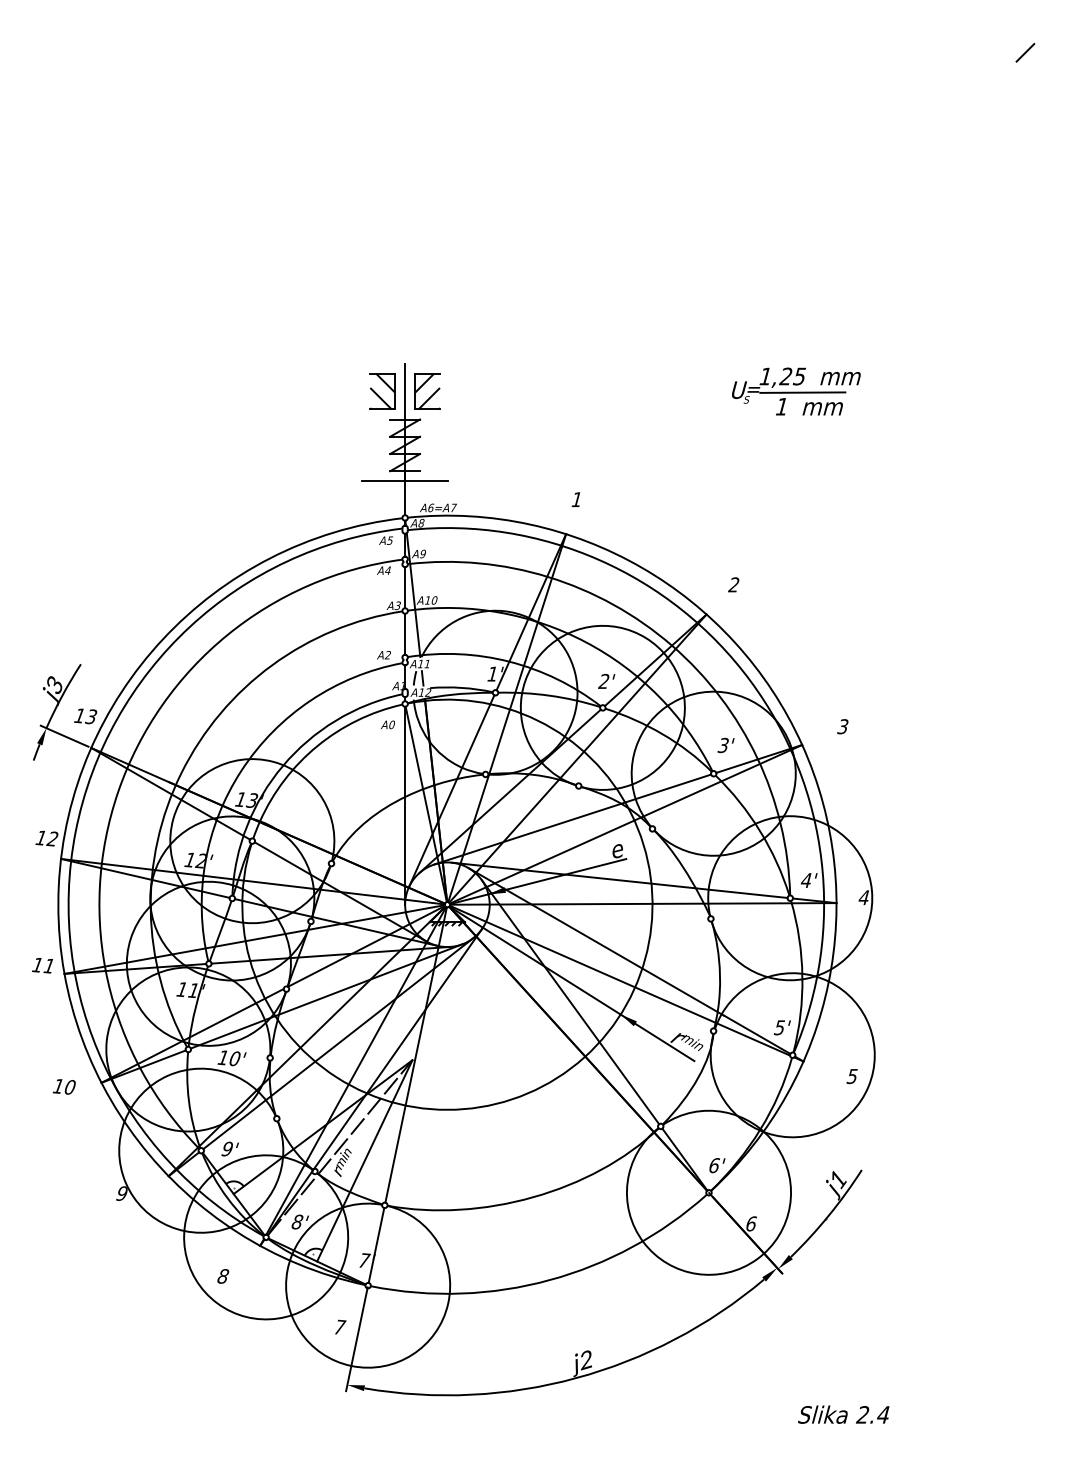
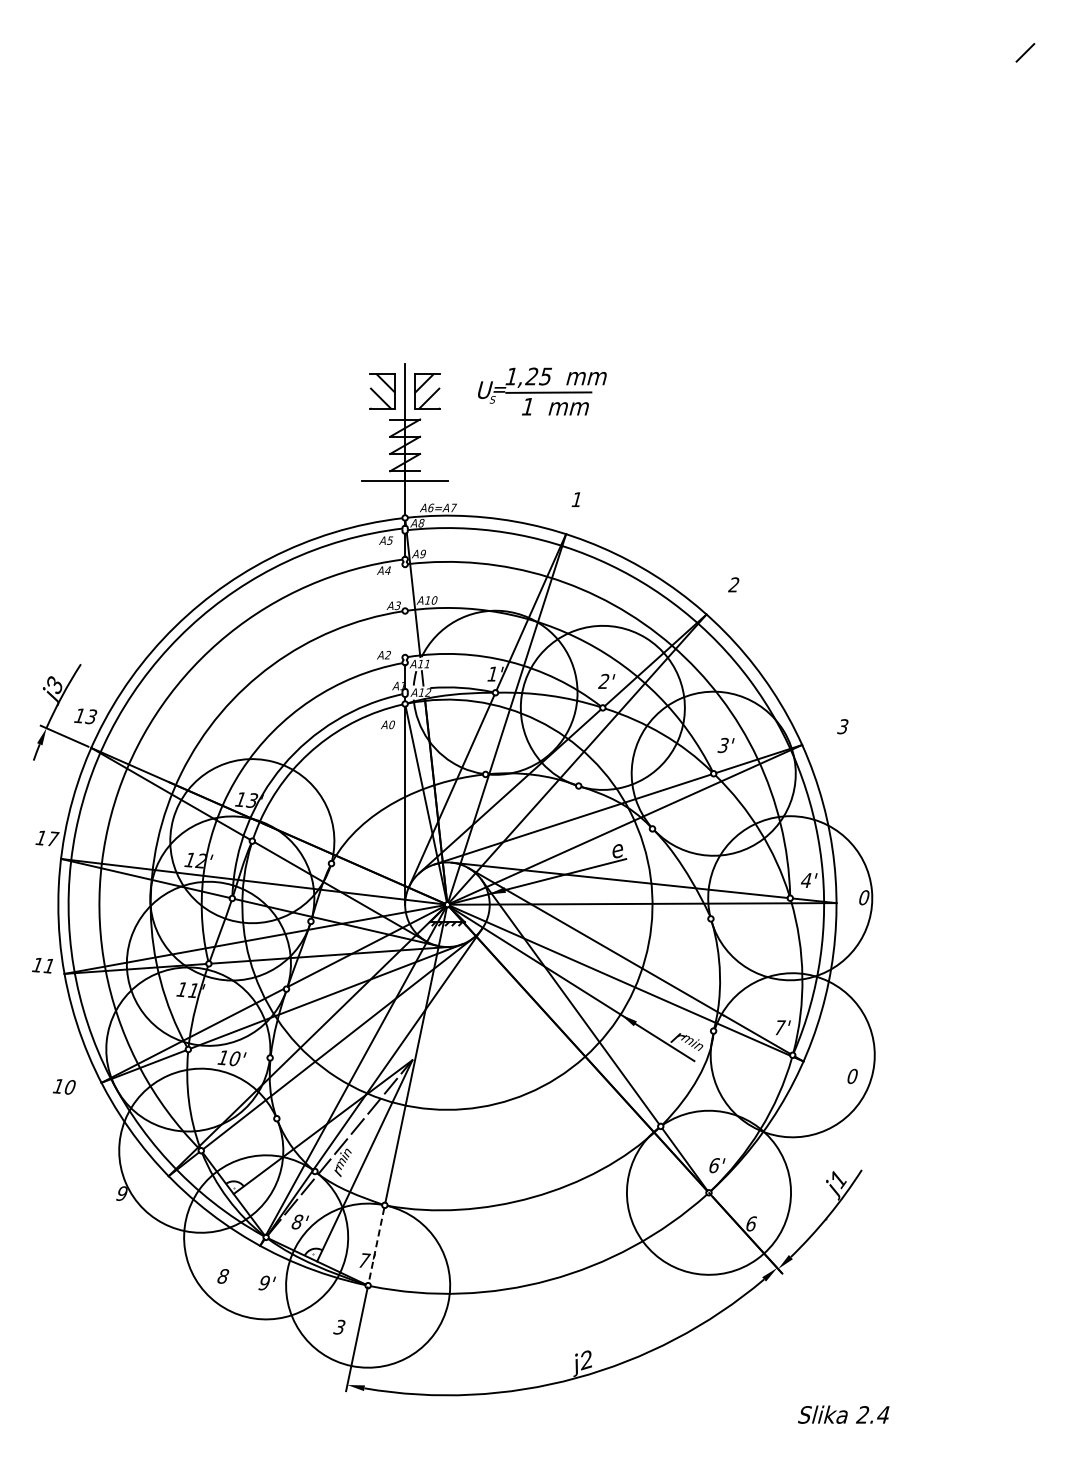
part position: (796, 391) -> (542, 391) (542, 391)
line: present -> none (405, 587)
line: present -> none (405, 633)
text: 12 -> 17 (52, 838)
text: 4 -> 0 (863, 897)
text: 5' -> 7' (779, 1027)
text: 5 -> 0 (851, 1076)
text position: (229, 1148) -> (266, 1282) (266, 1282)
line: solid -> dashed (376, 1245)
text: 7 -> 3 (339, 1326)
